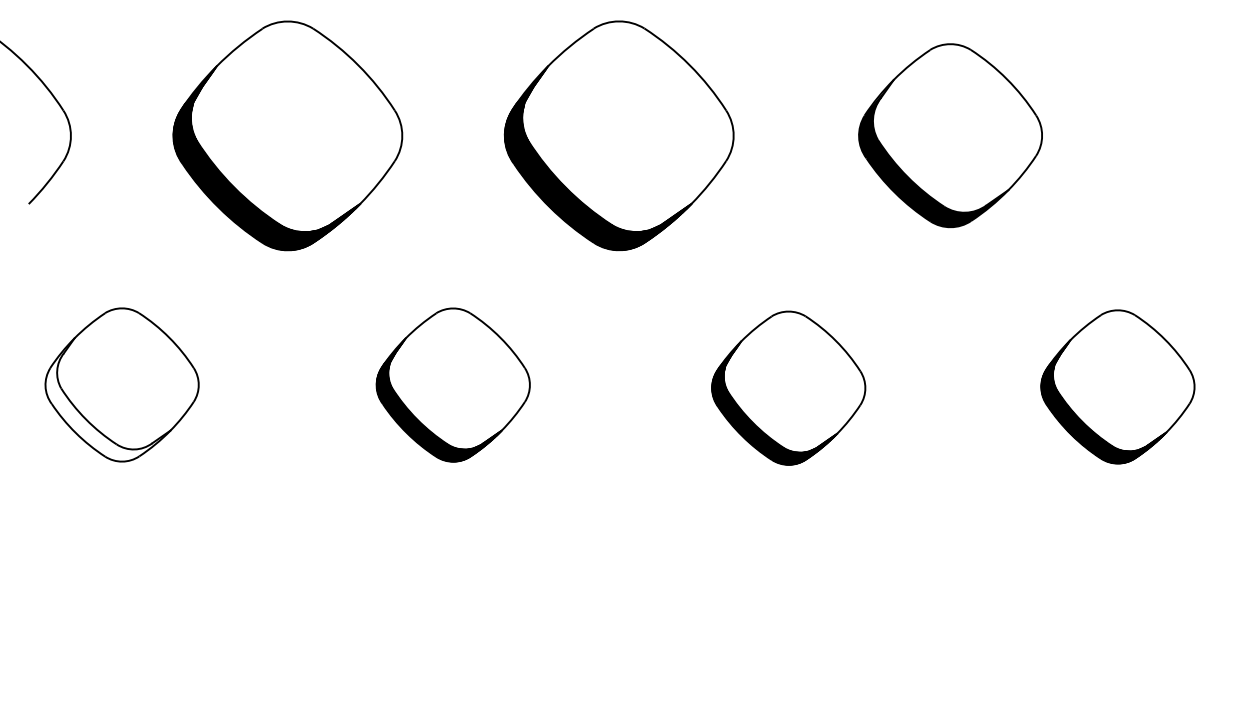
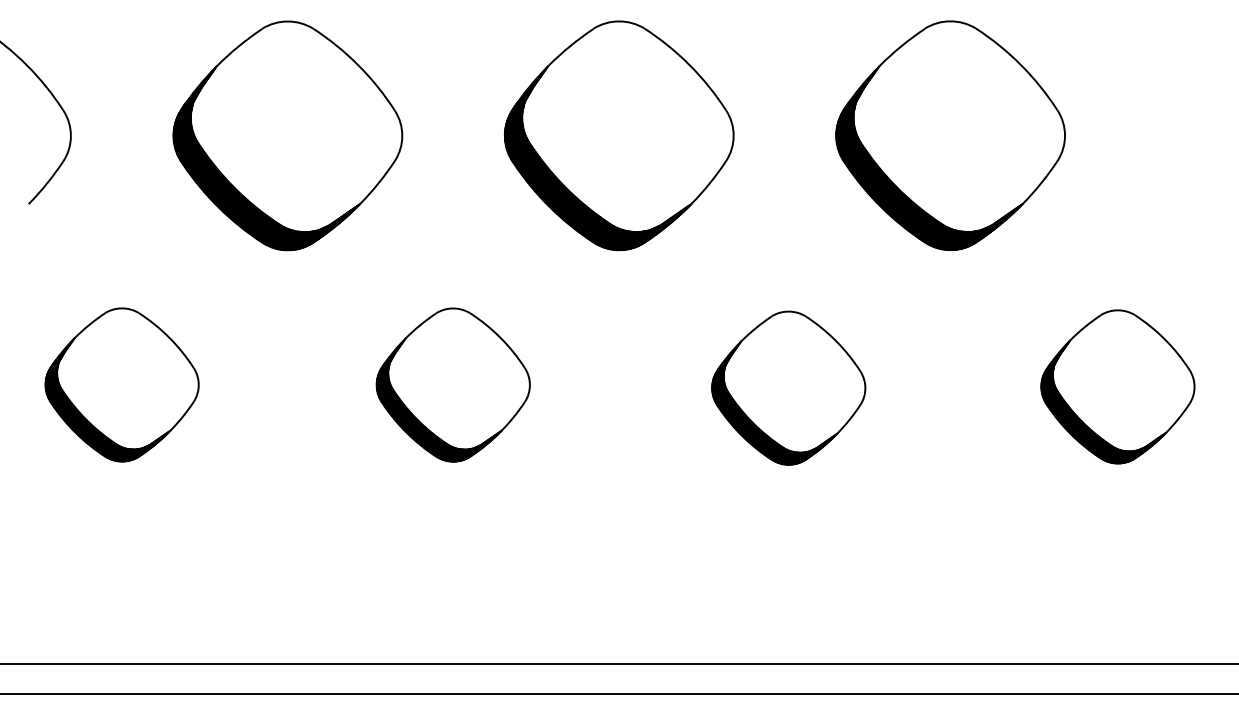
part size: 185x186 px -> 231x231 px (950, 135)
hatch: none -> present (107, 399)
line: none -> present (618, 663)
line: none -> present (618, 693)
